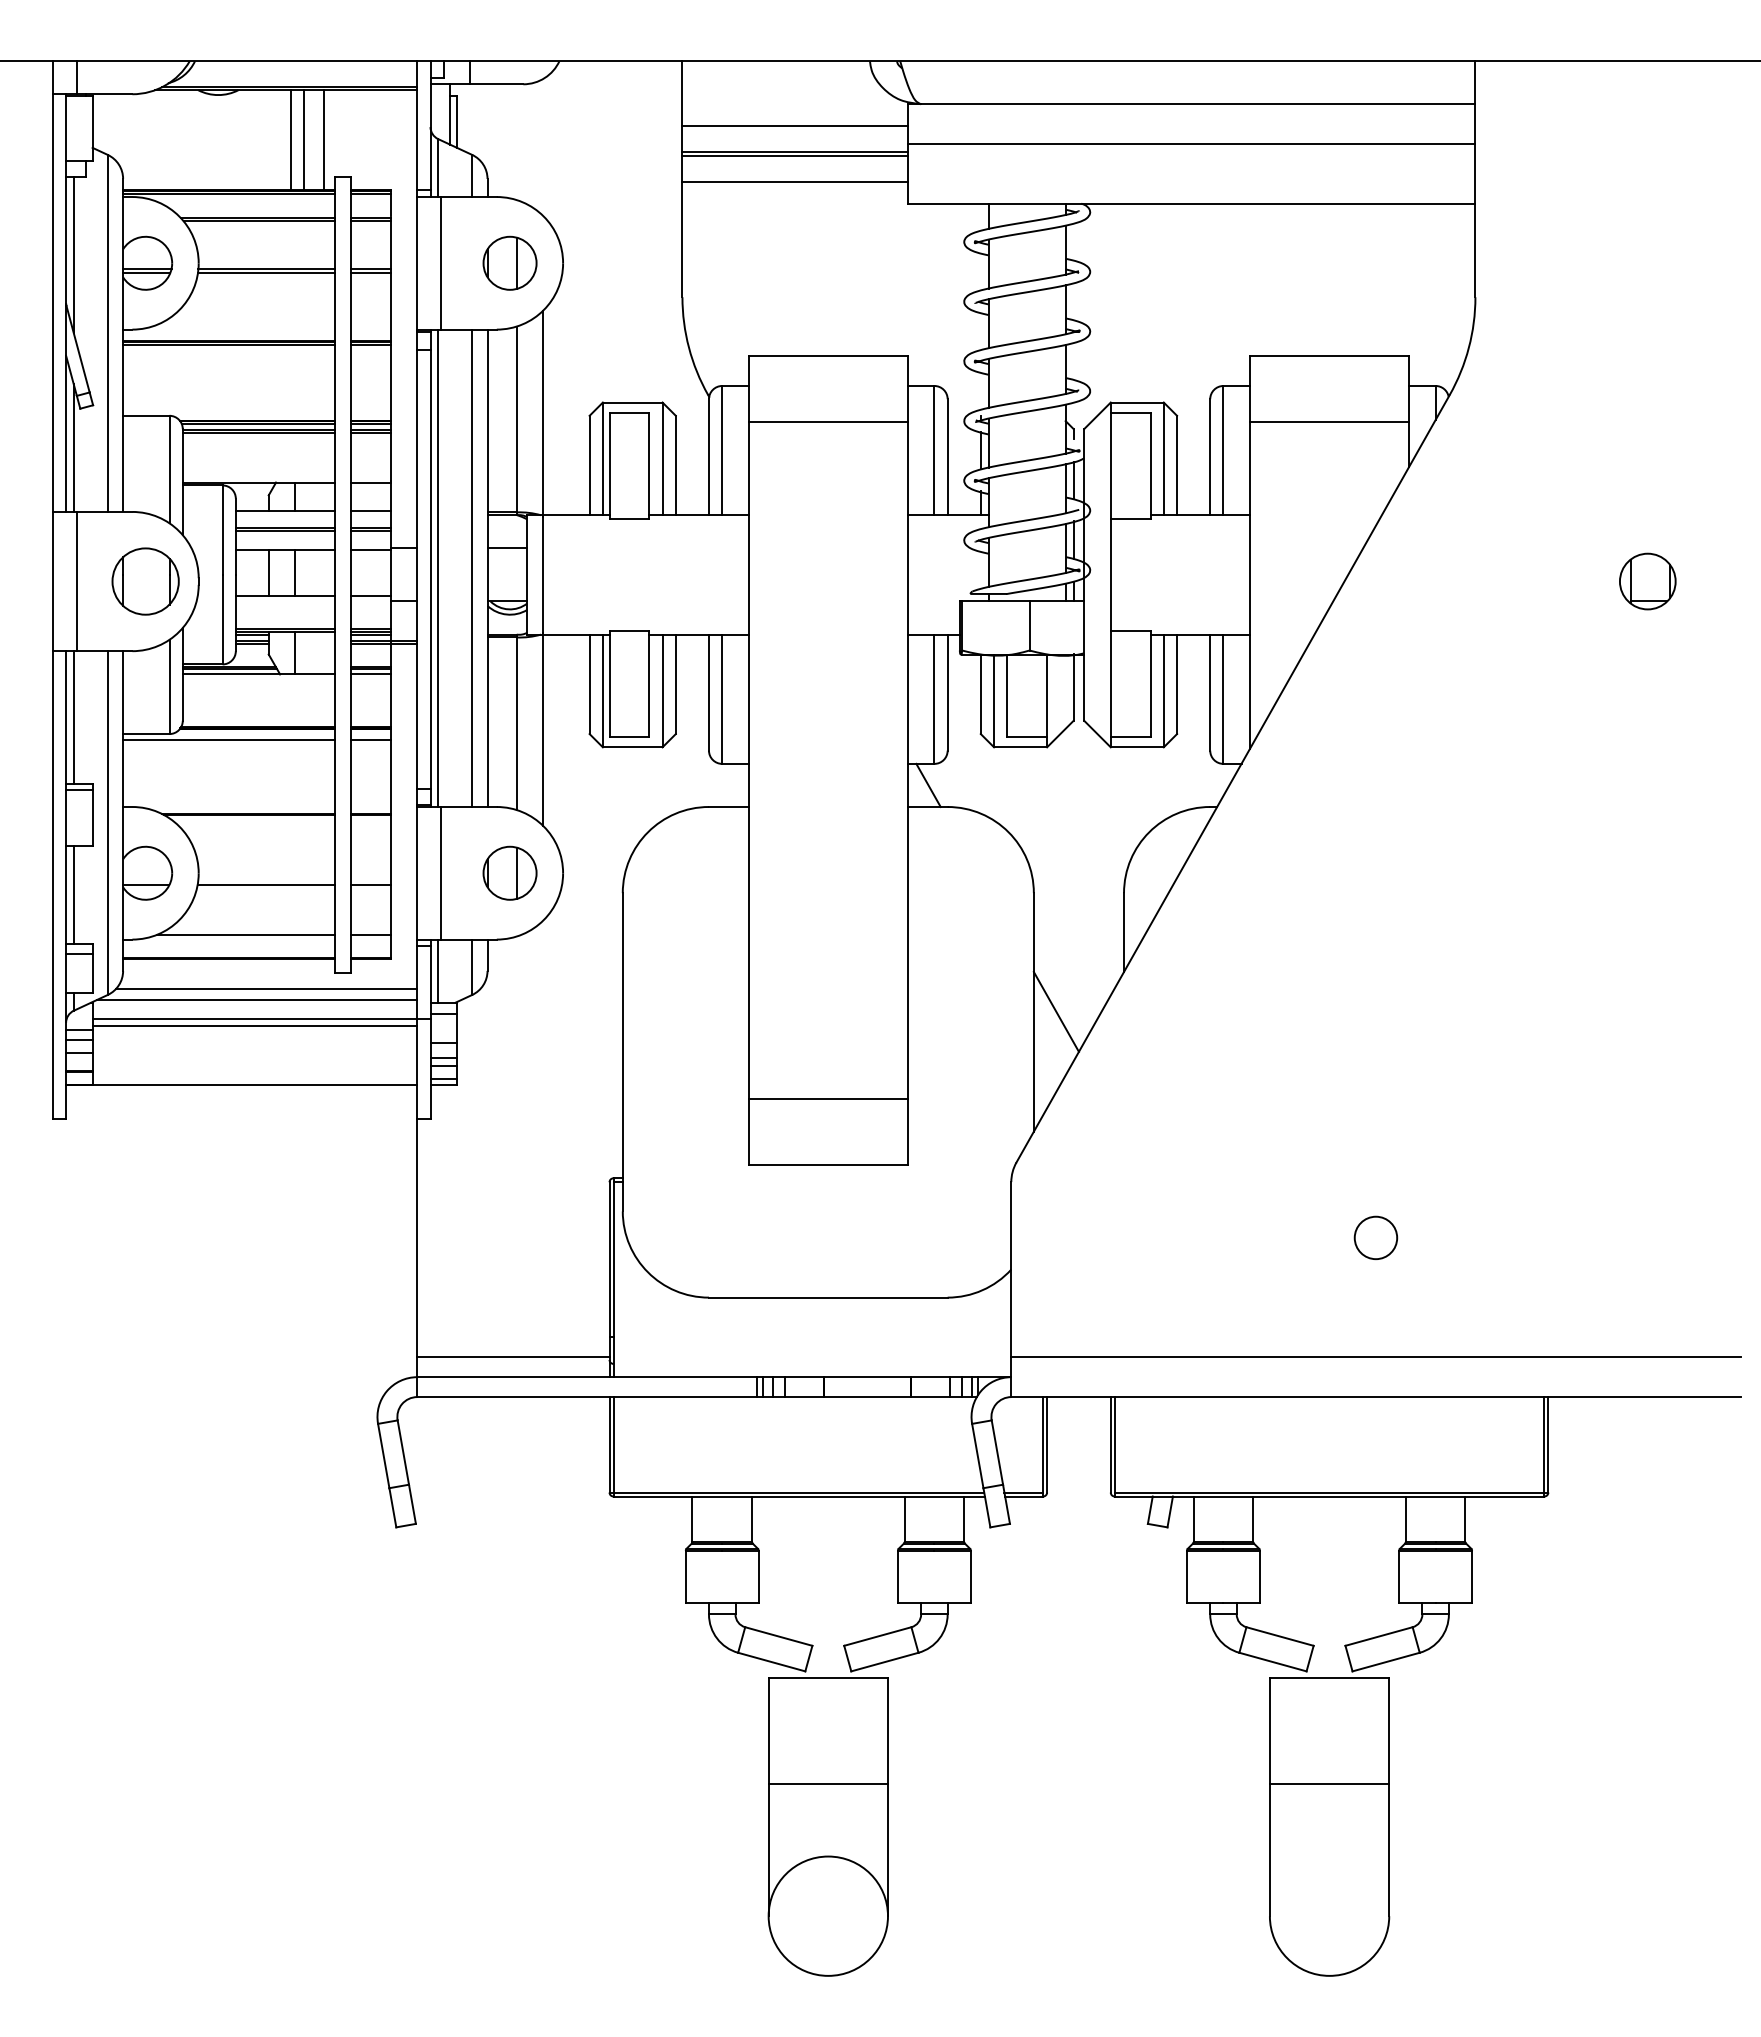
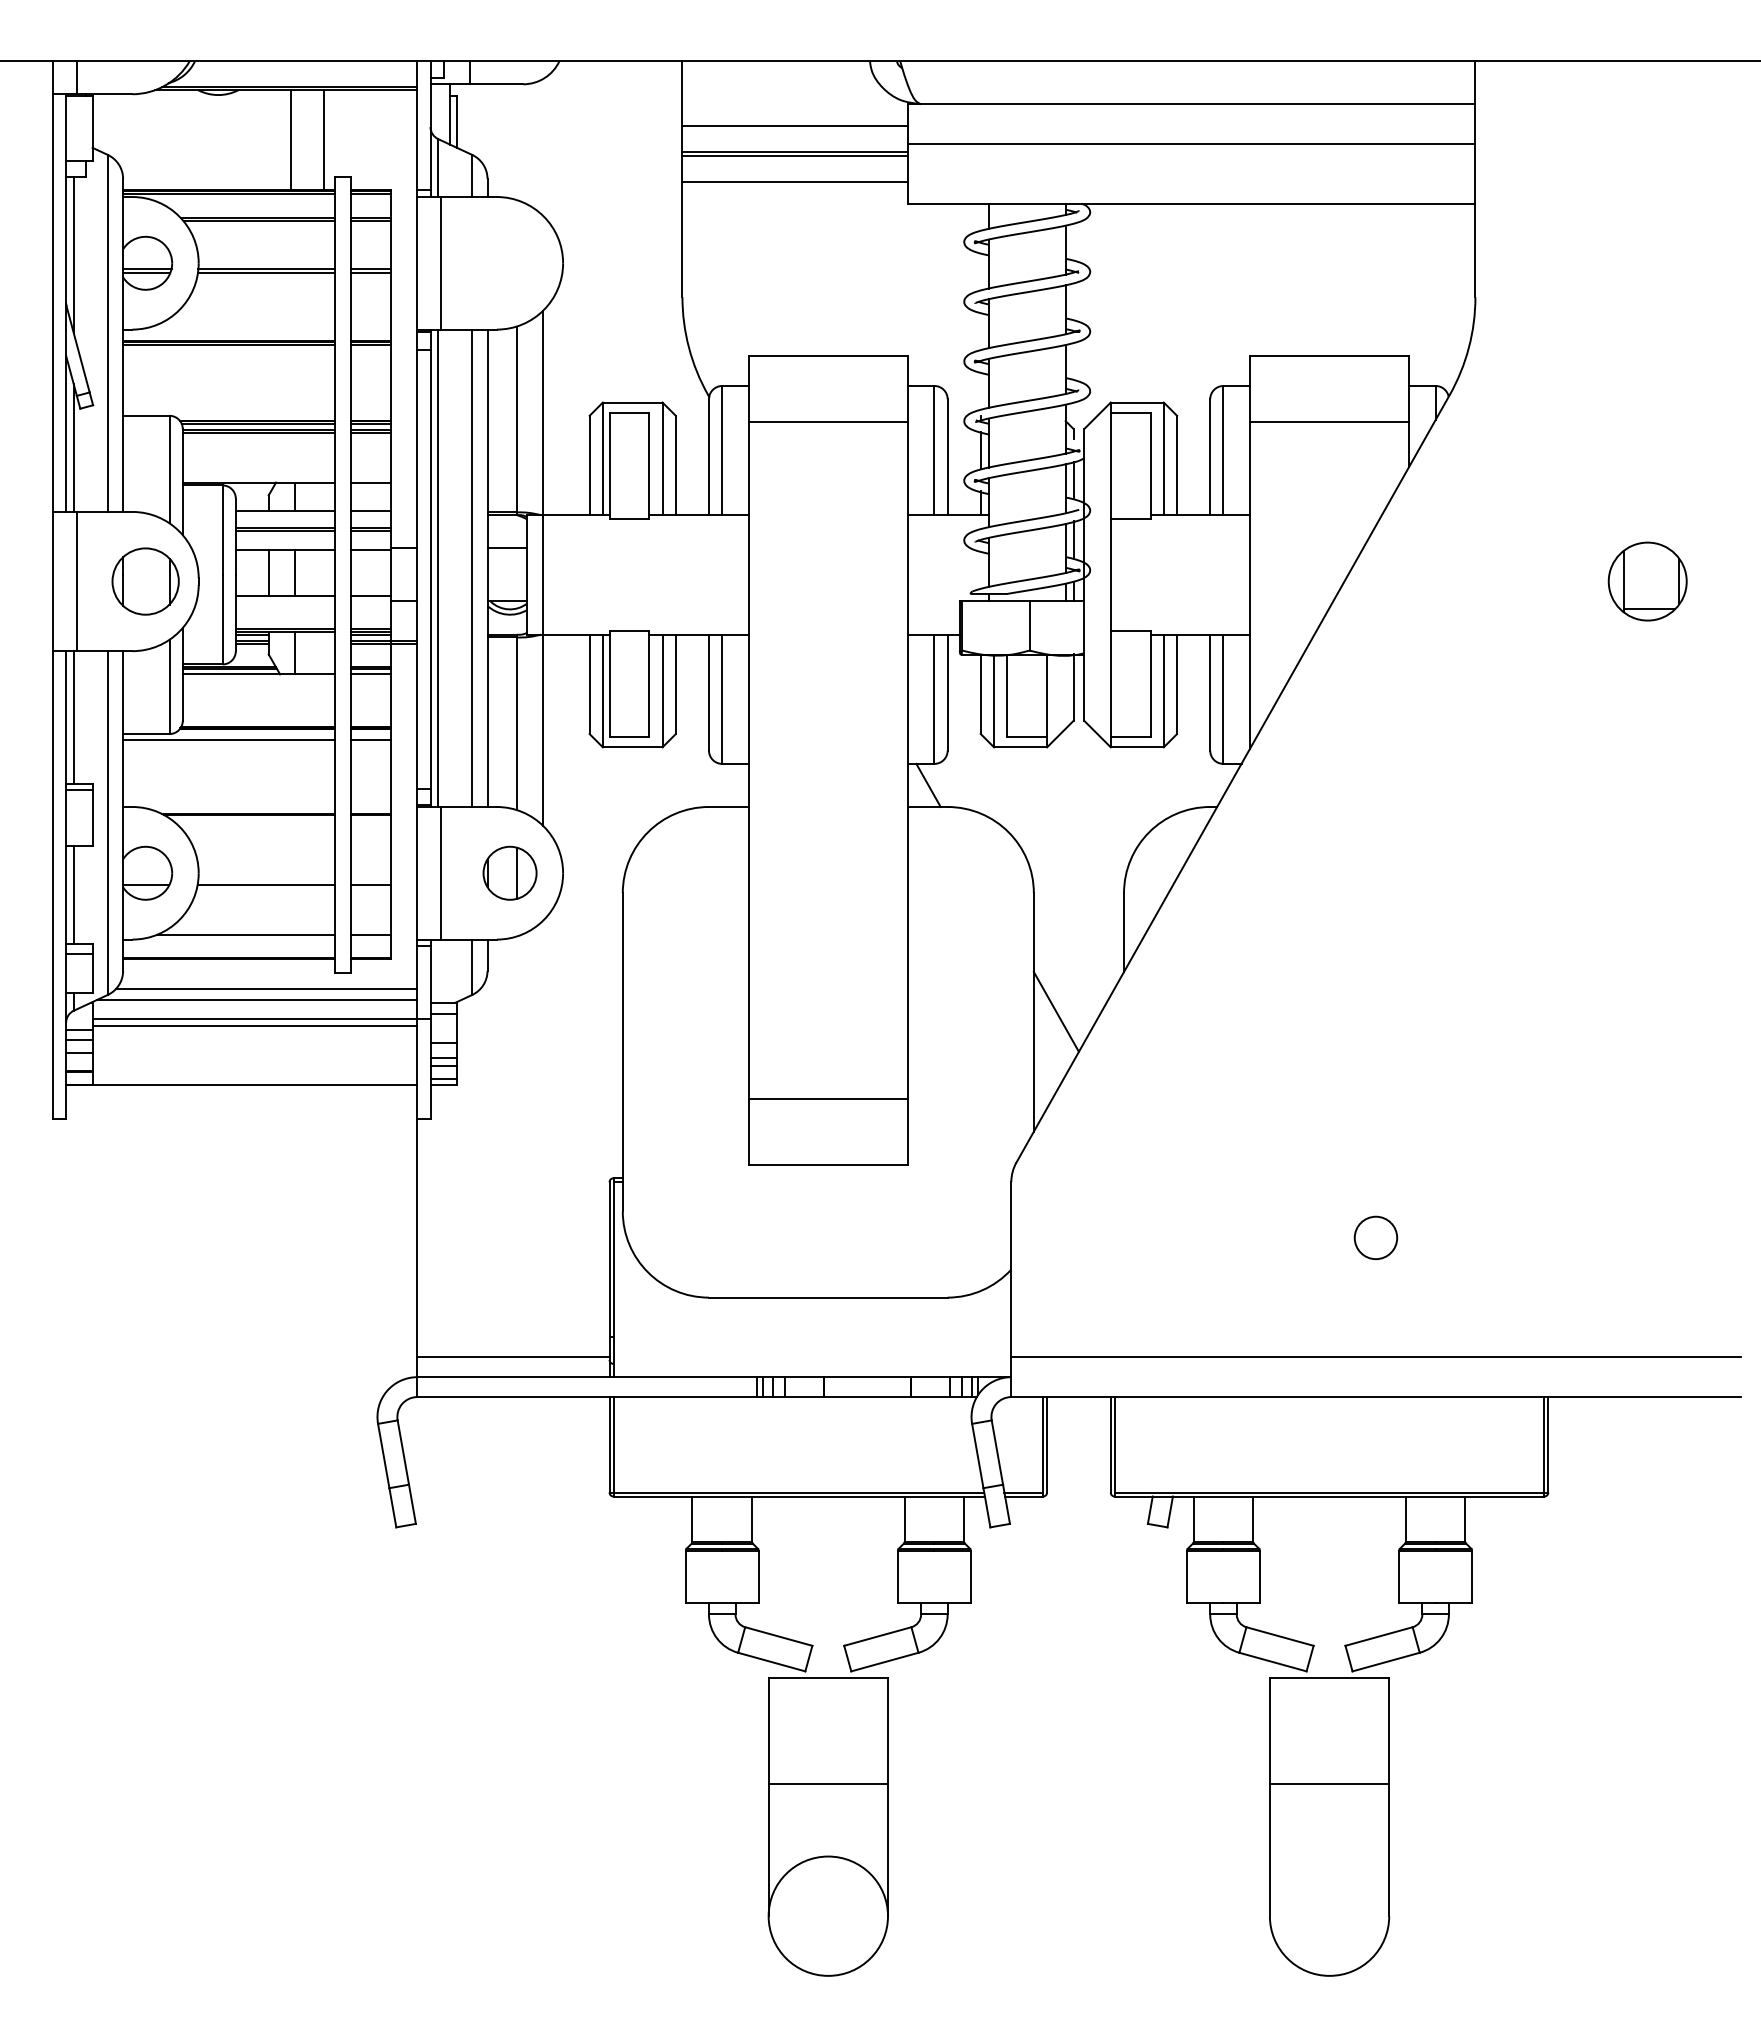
line: present -> none (304, 139)
part: present -> none (509, 262)
part size: 58x59 px -> 81x81 px (1647, 581)
line: present -> none (438, 970)
